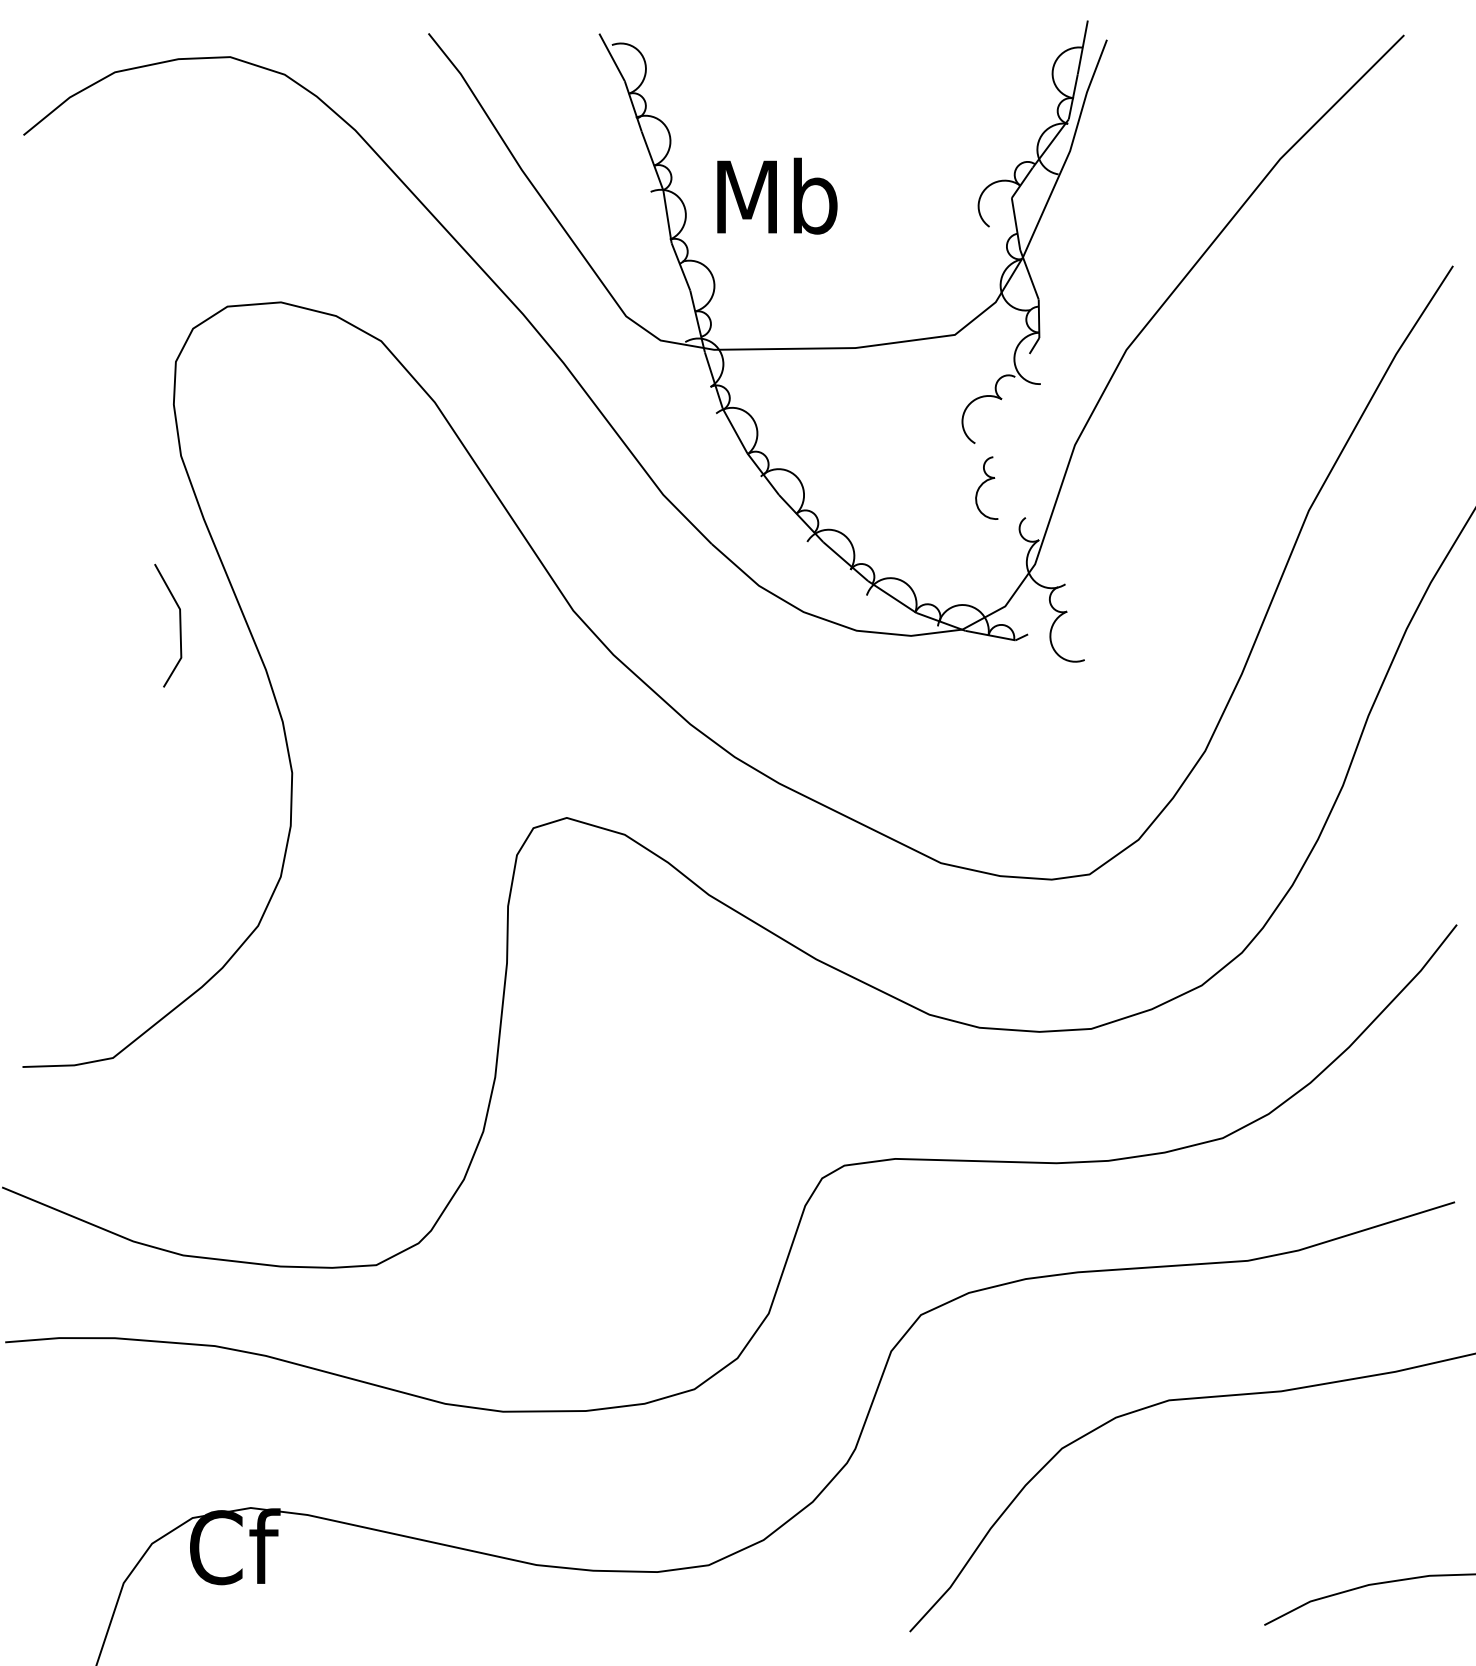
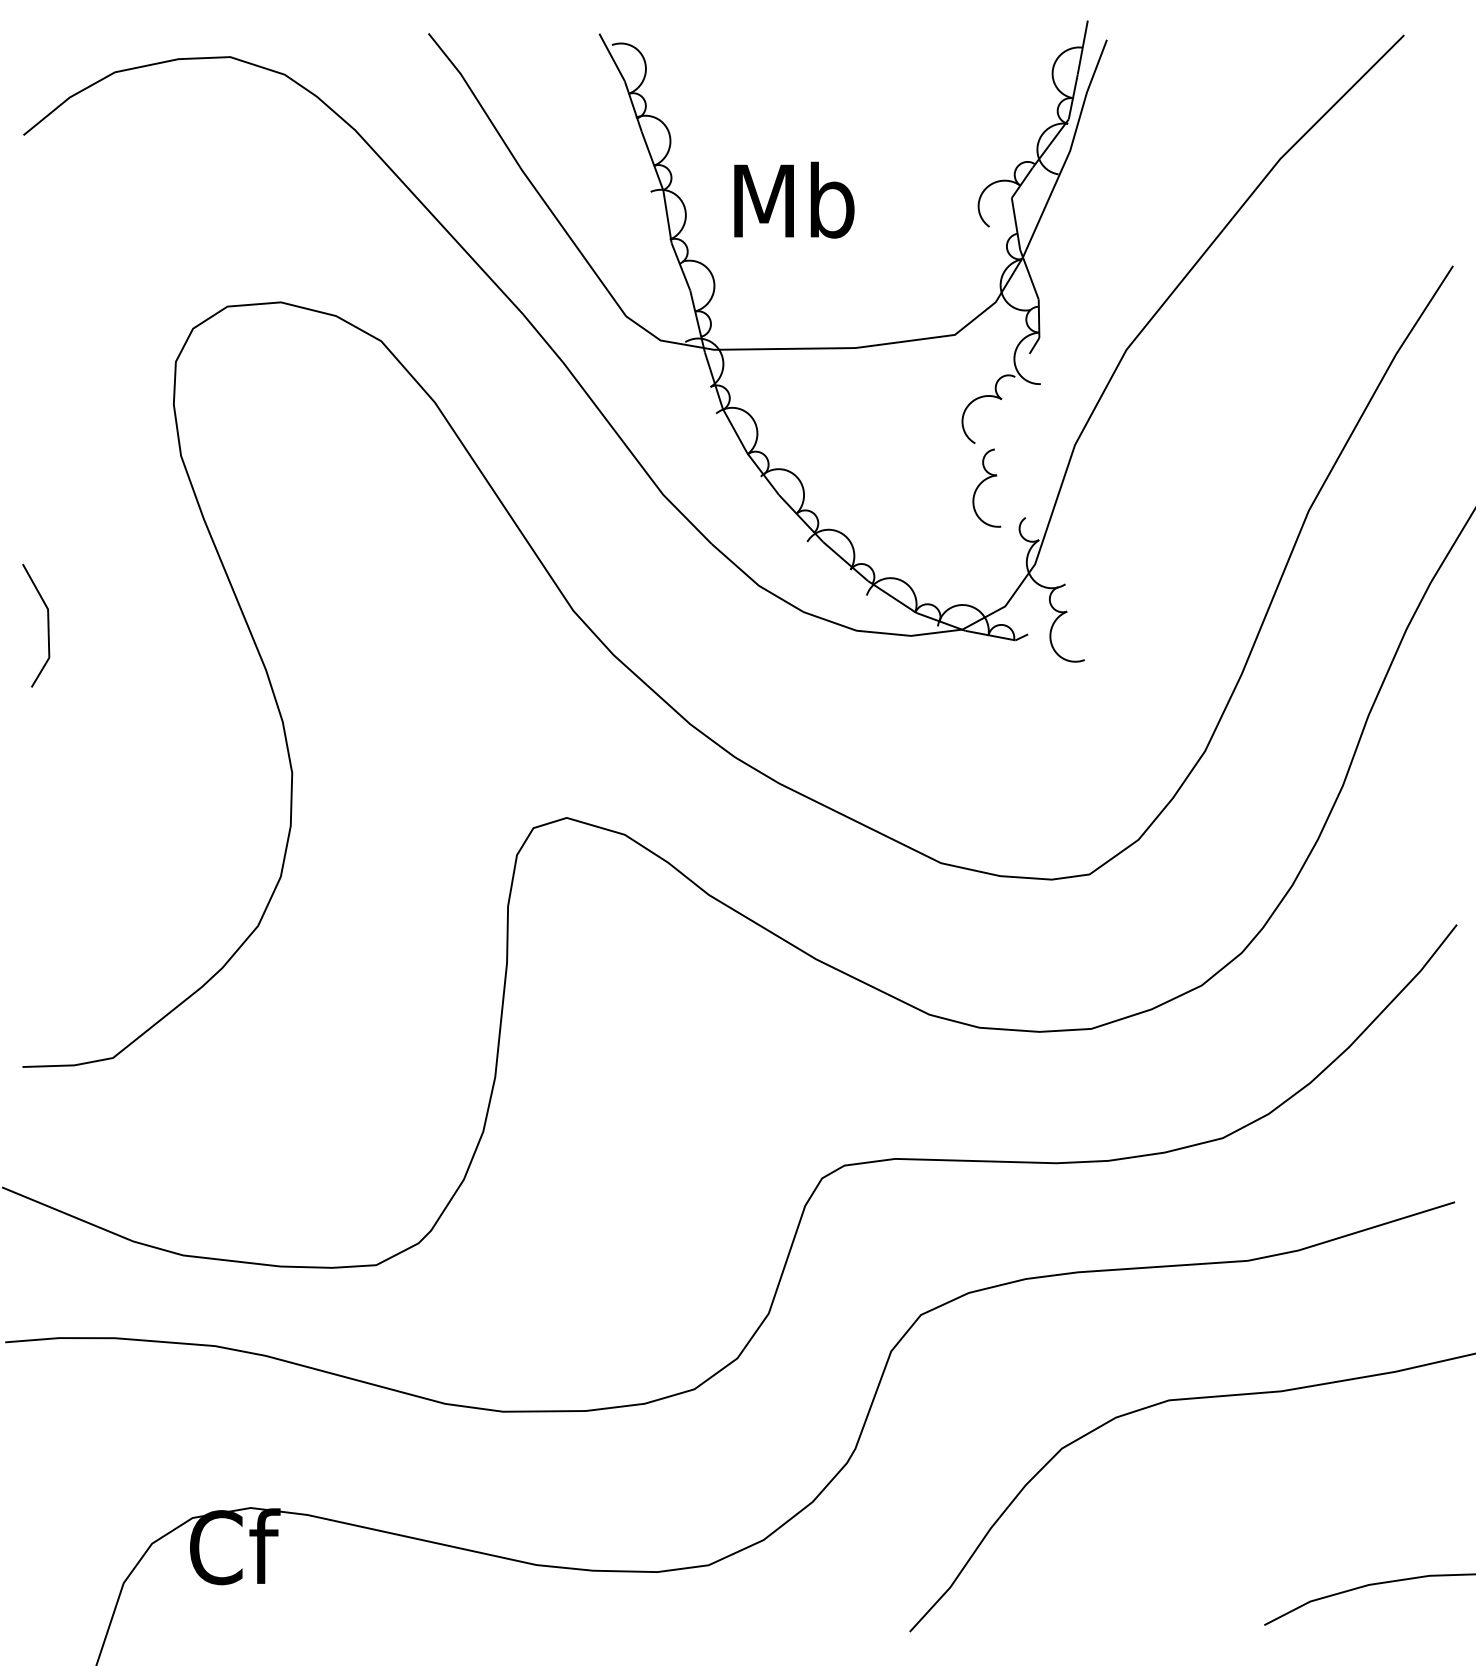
text position: (777, 195) -> (794, 199) (794, 199)
part size: 24x64 px -> 30x80 px (986, 487)
line position: (179, 625) -> (47, 625) (47, 625)
